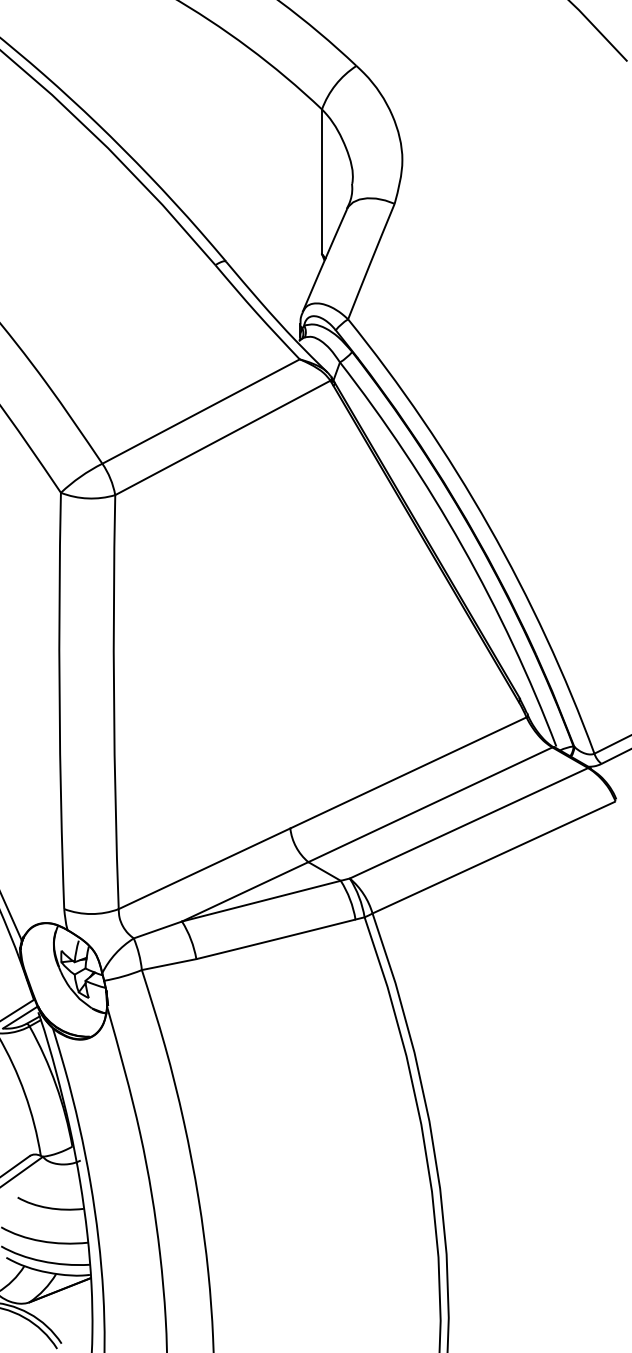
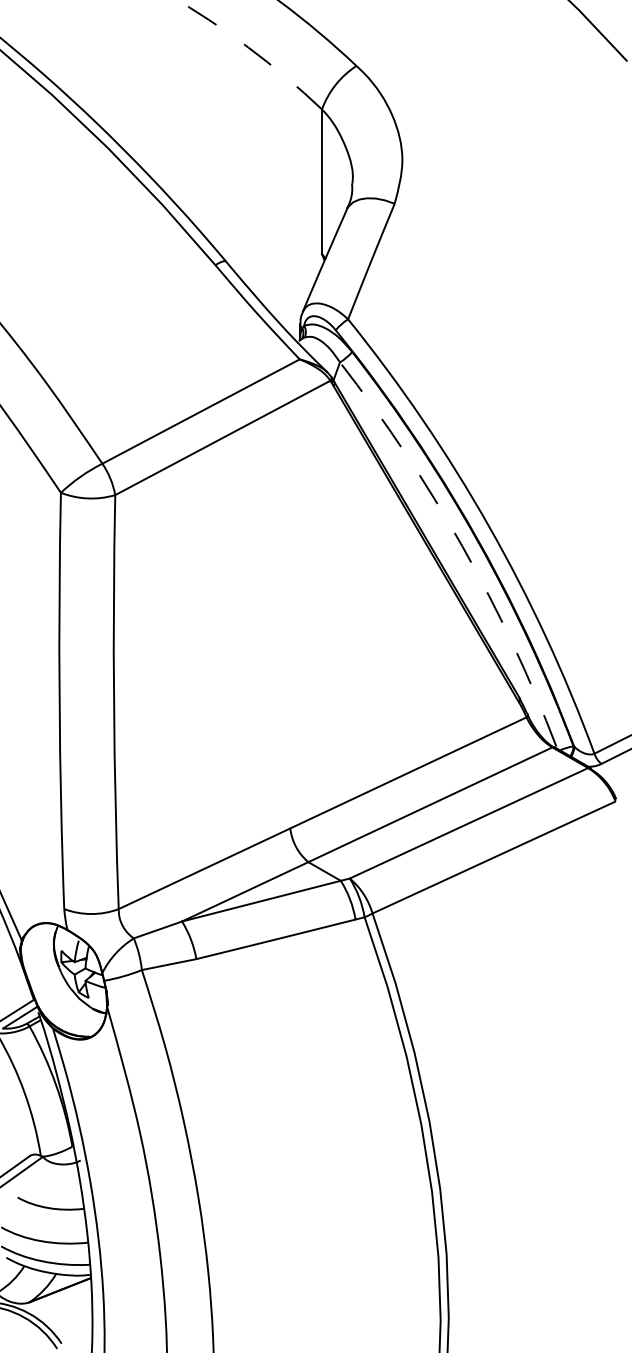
arc: solid -> dashed (253, 51)
arc: solid -> dashed (462, 546)
